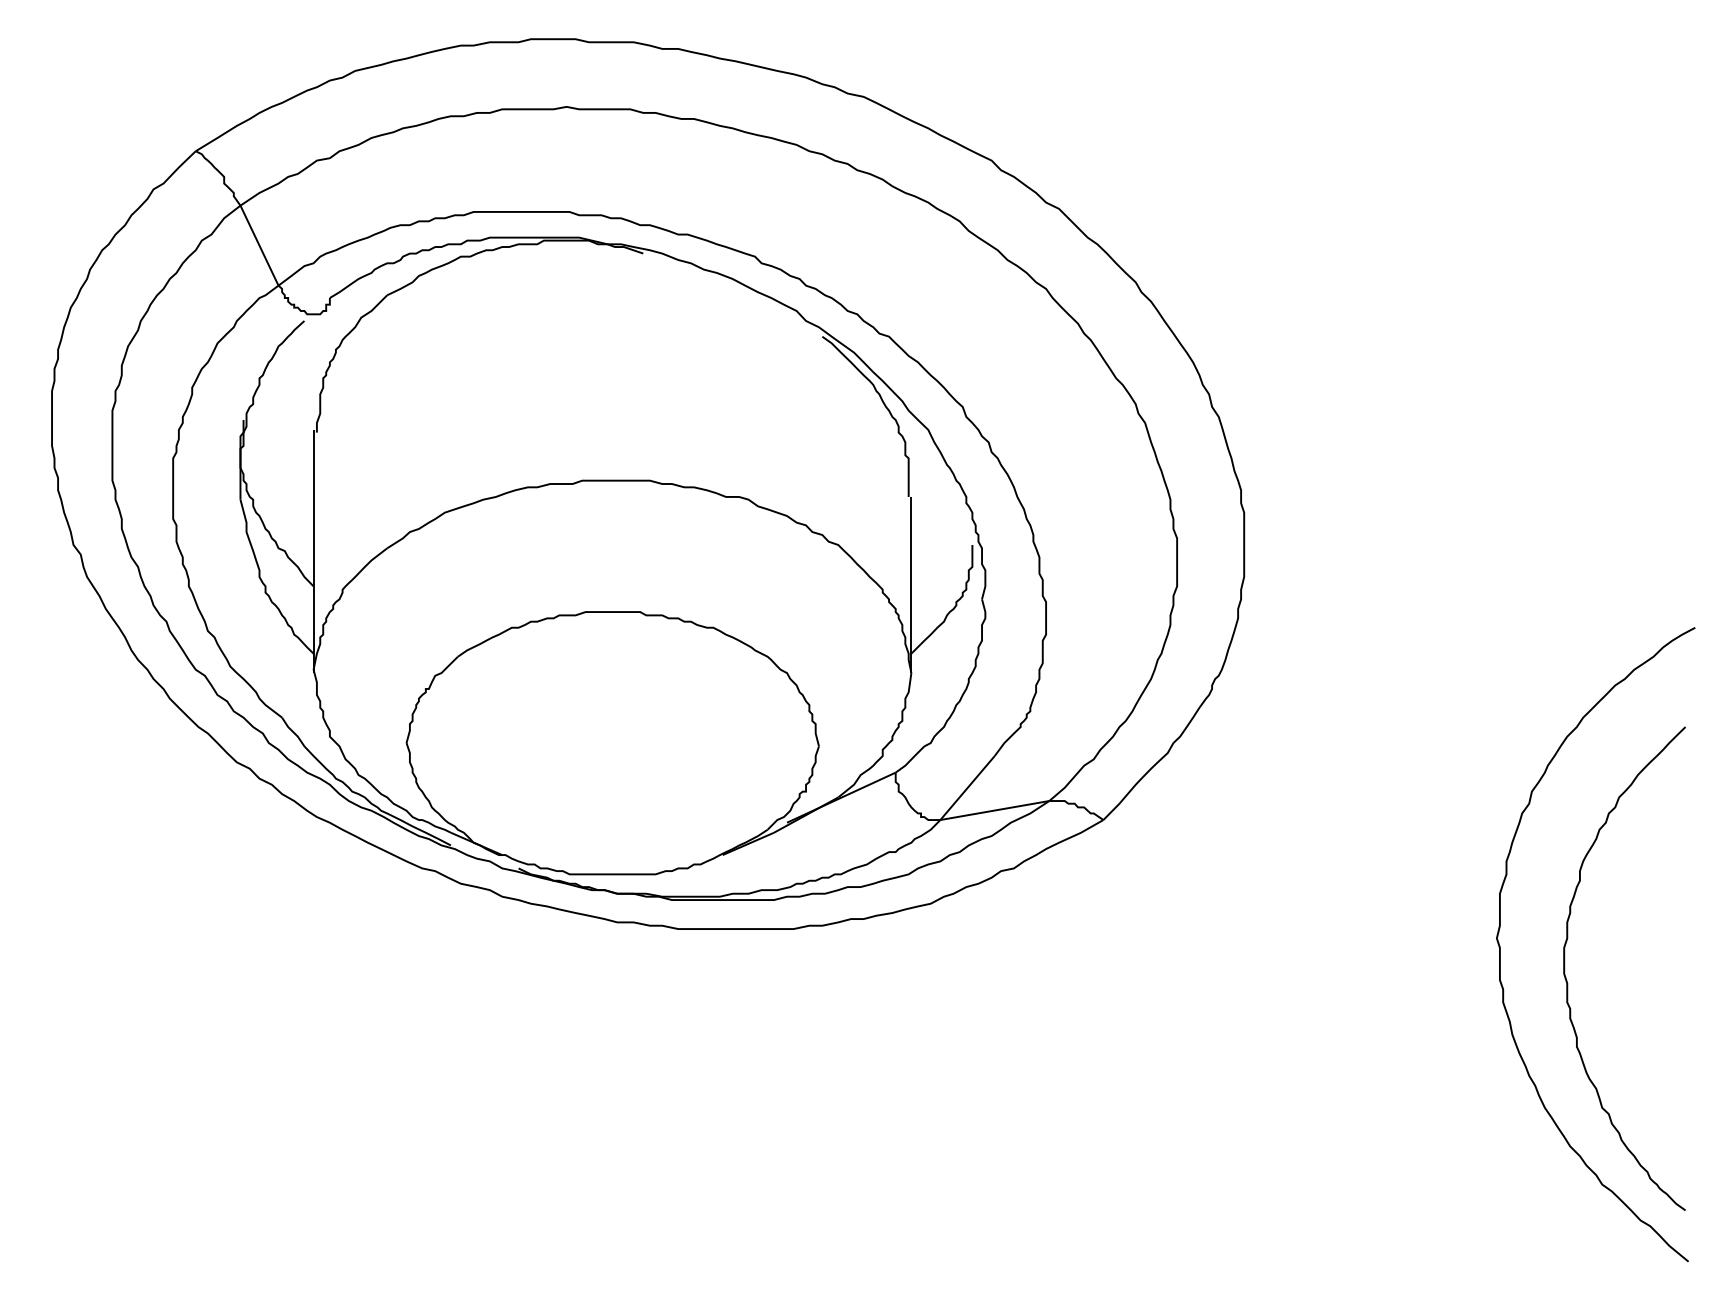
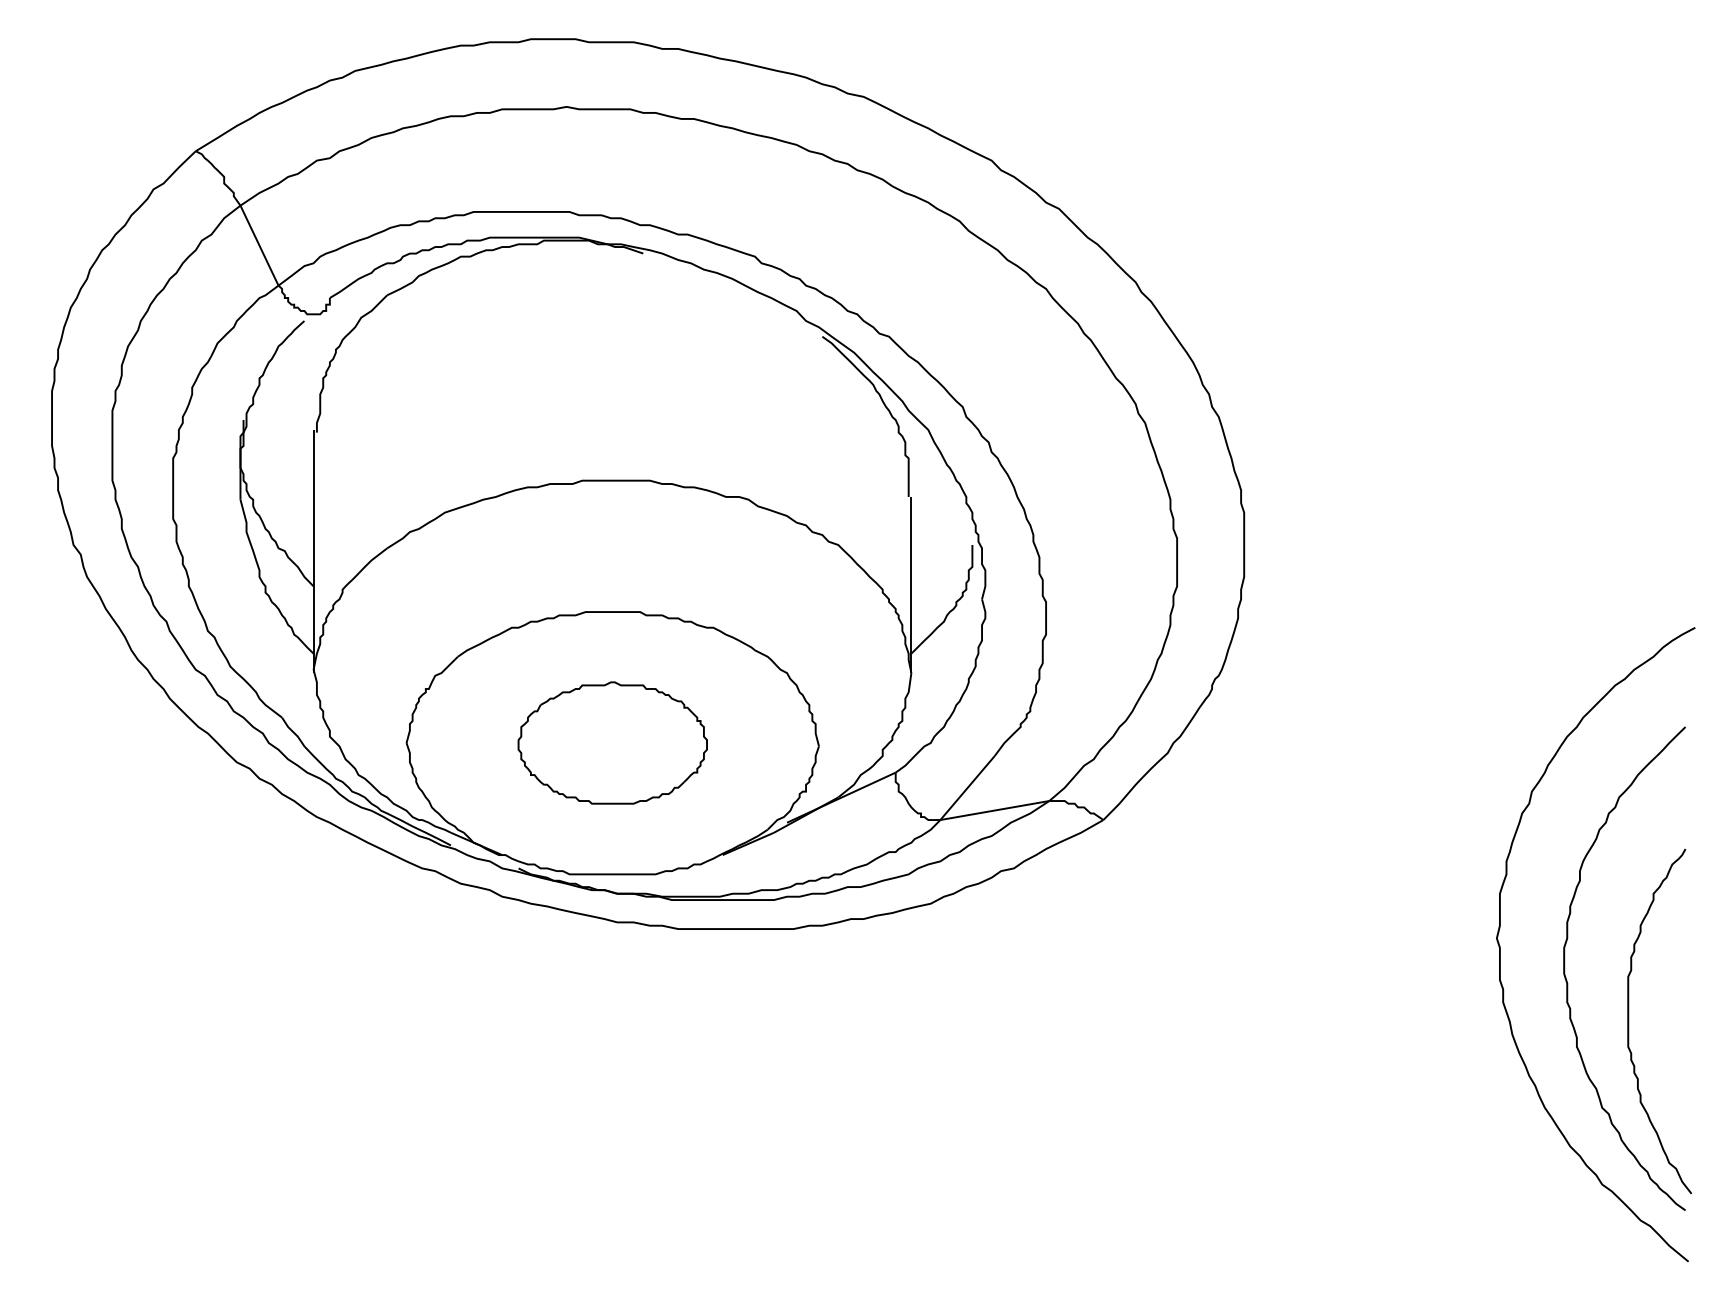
part: none -> present (612, 742)
curve: none -> present (1629, 1021)
